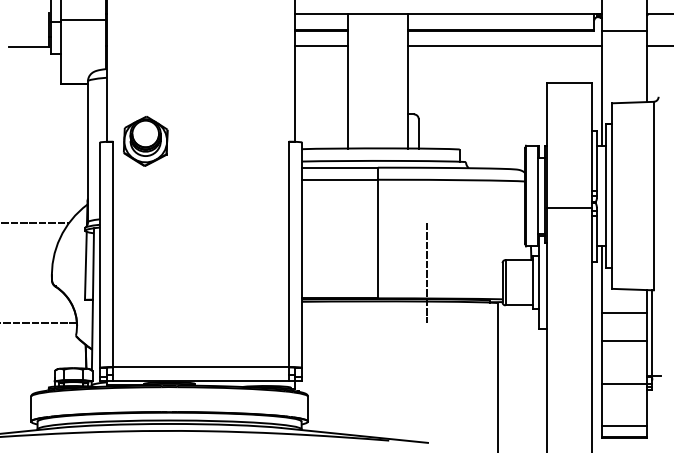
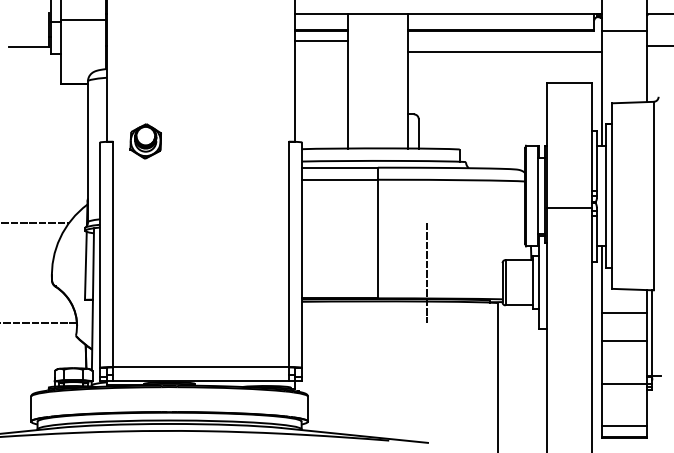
line position: (321, 46) -> (321, 41) (321, 41)
line position: (504, 46) -> (504, 52) (504, 52)
part size: 46x51 px -> 33x37 px (145, 141)
